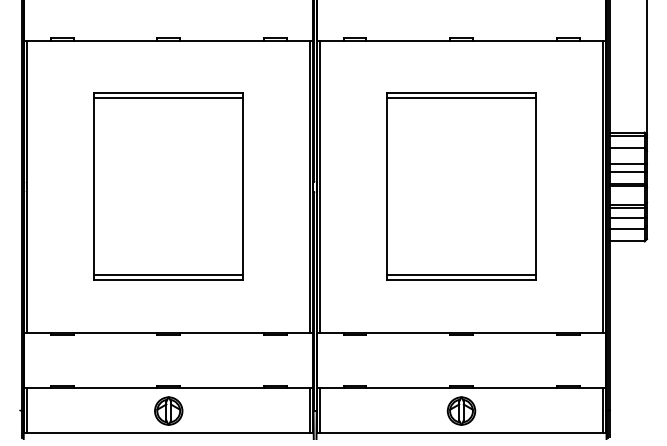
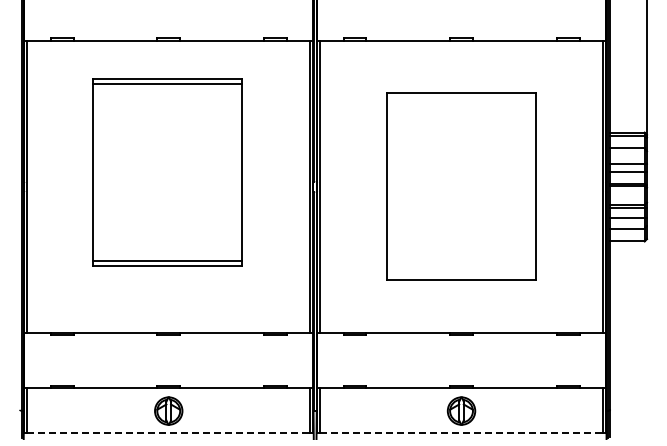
line: present -> none (461, 97)
part position: (168, 186) -> (167, 172) (167, 172)
line: present -> none (461, 275)
line: solid -> dashed (169, 432)
line: solid -> dashed (462, 432)
